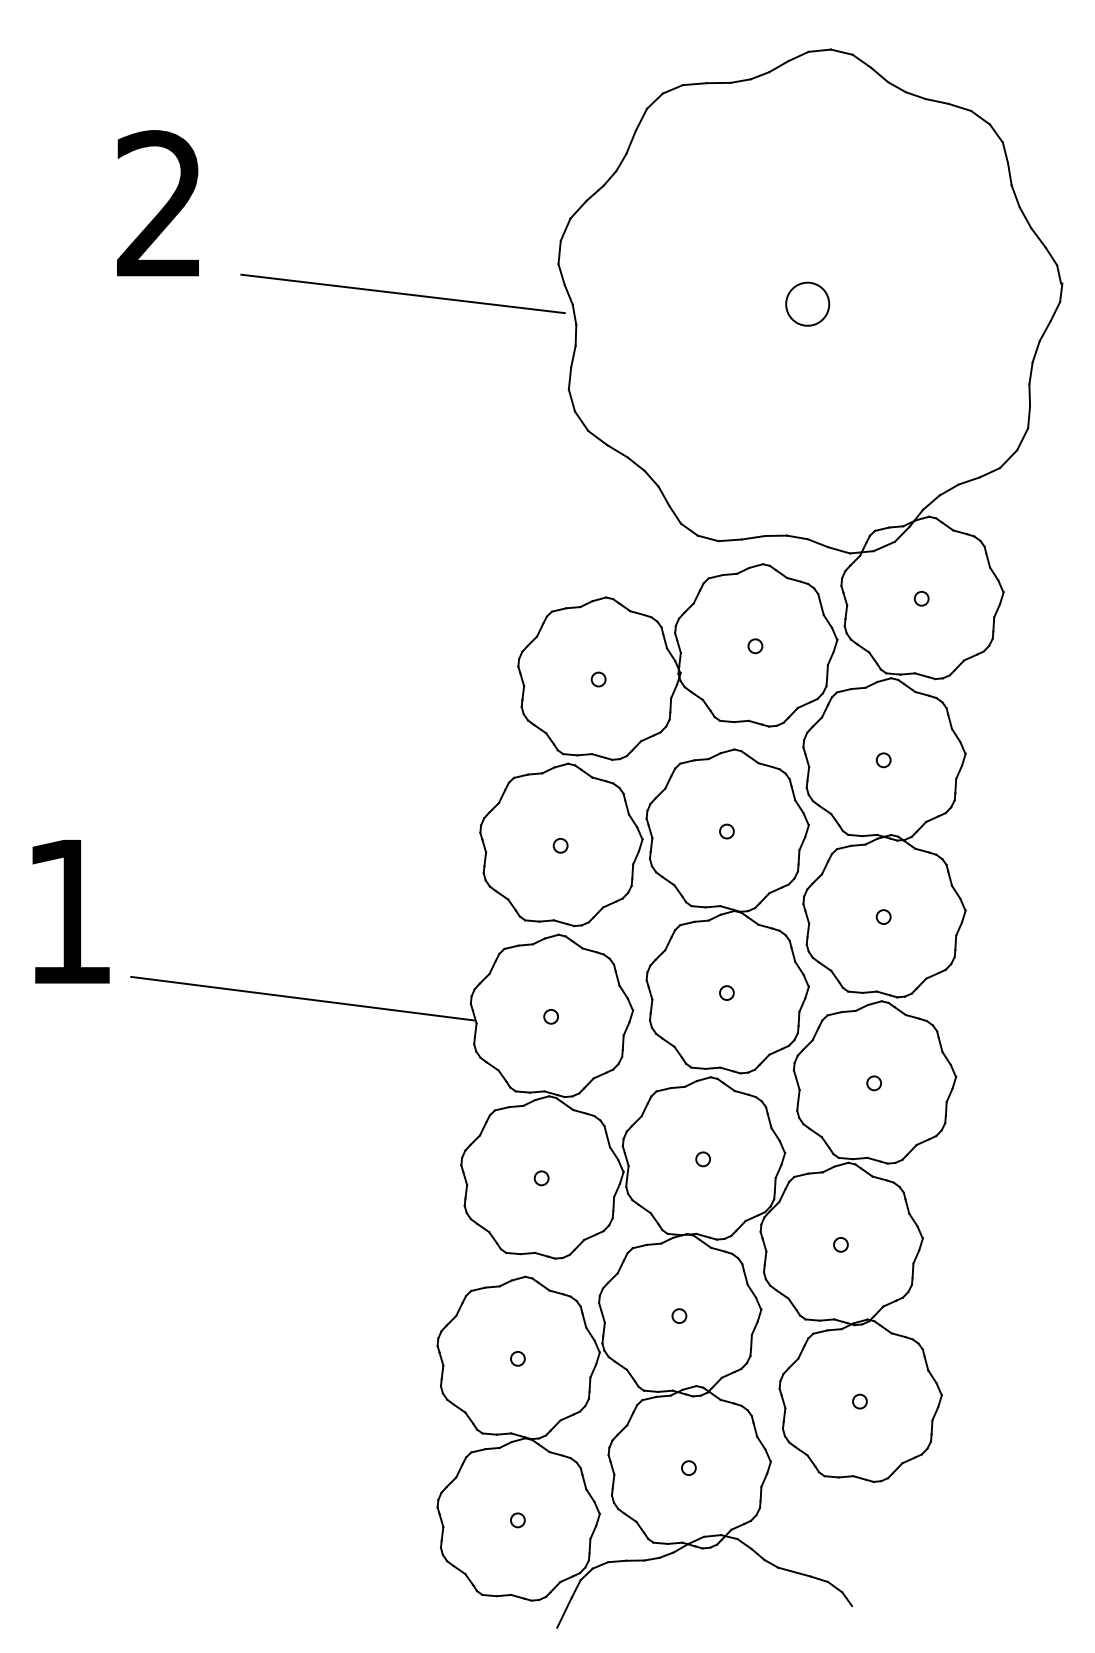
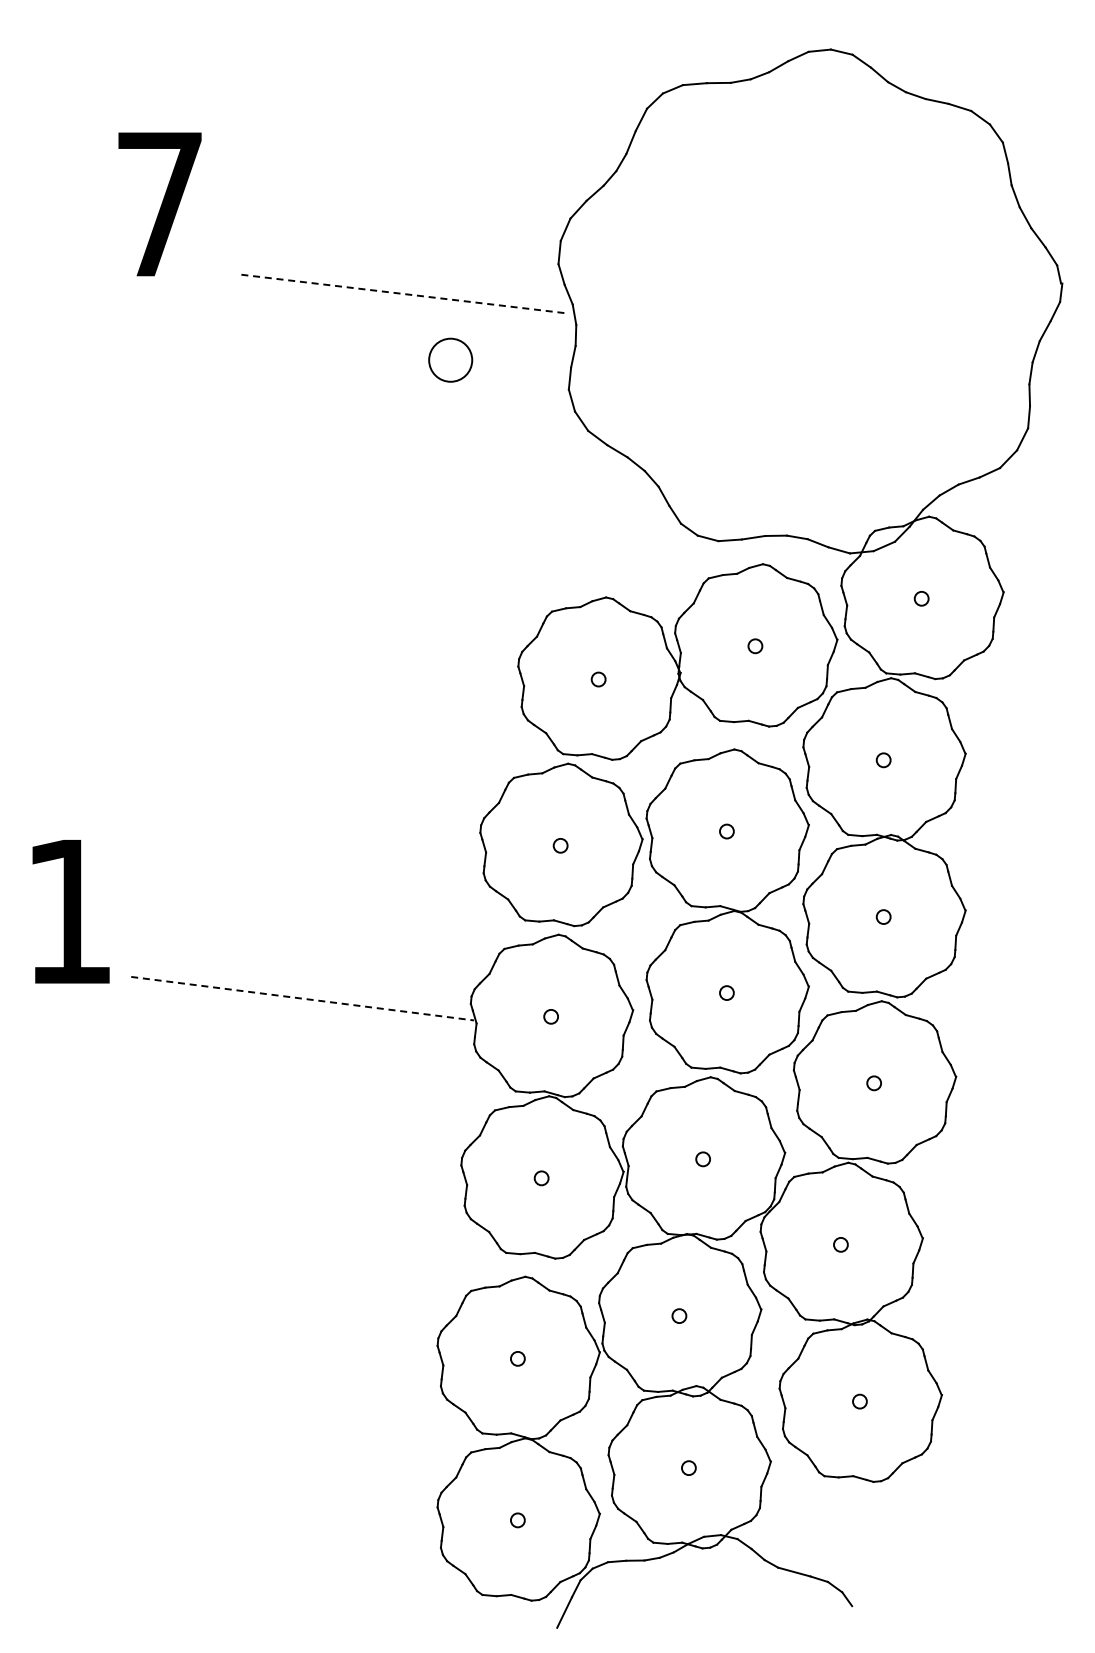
text: 2 -> 7 (159, 203)
line: solid -> dashed (403, 293)
circle position: (807, 303) -> (450, 359) (450, 359)
line: solid -> dashed (302, 998)
